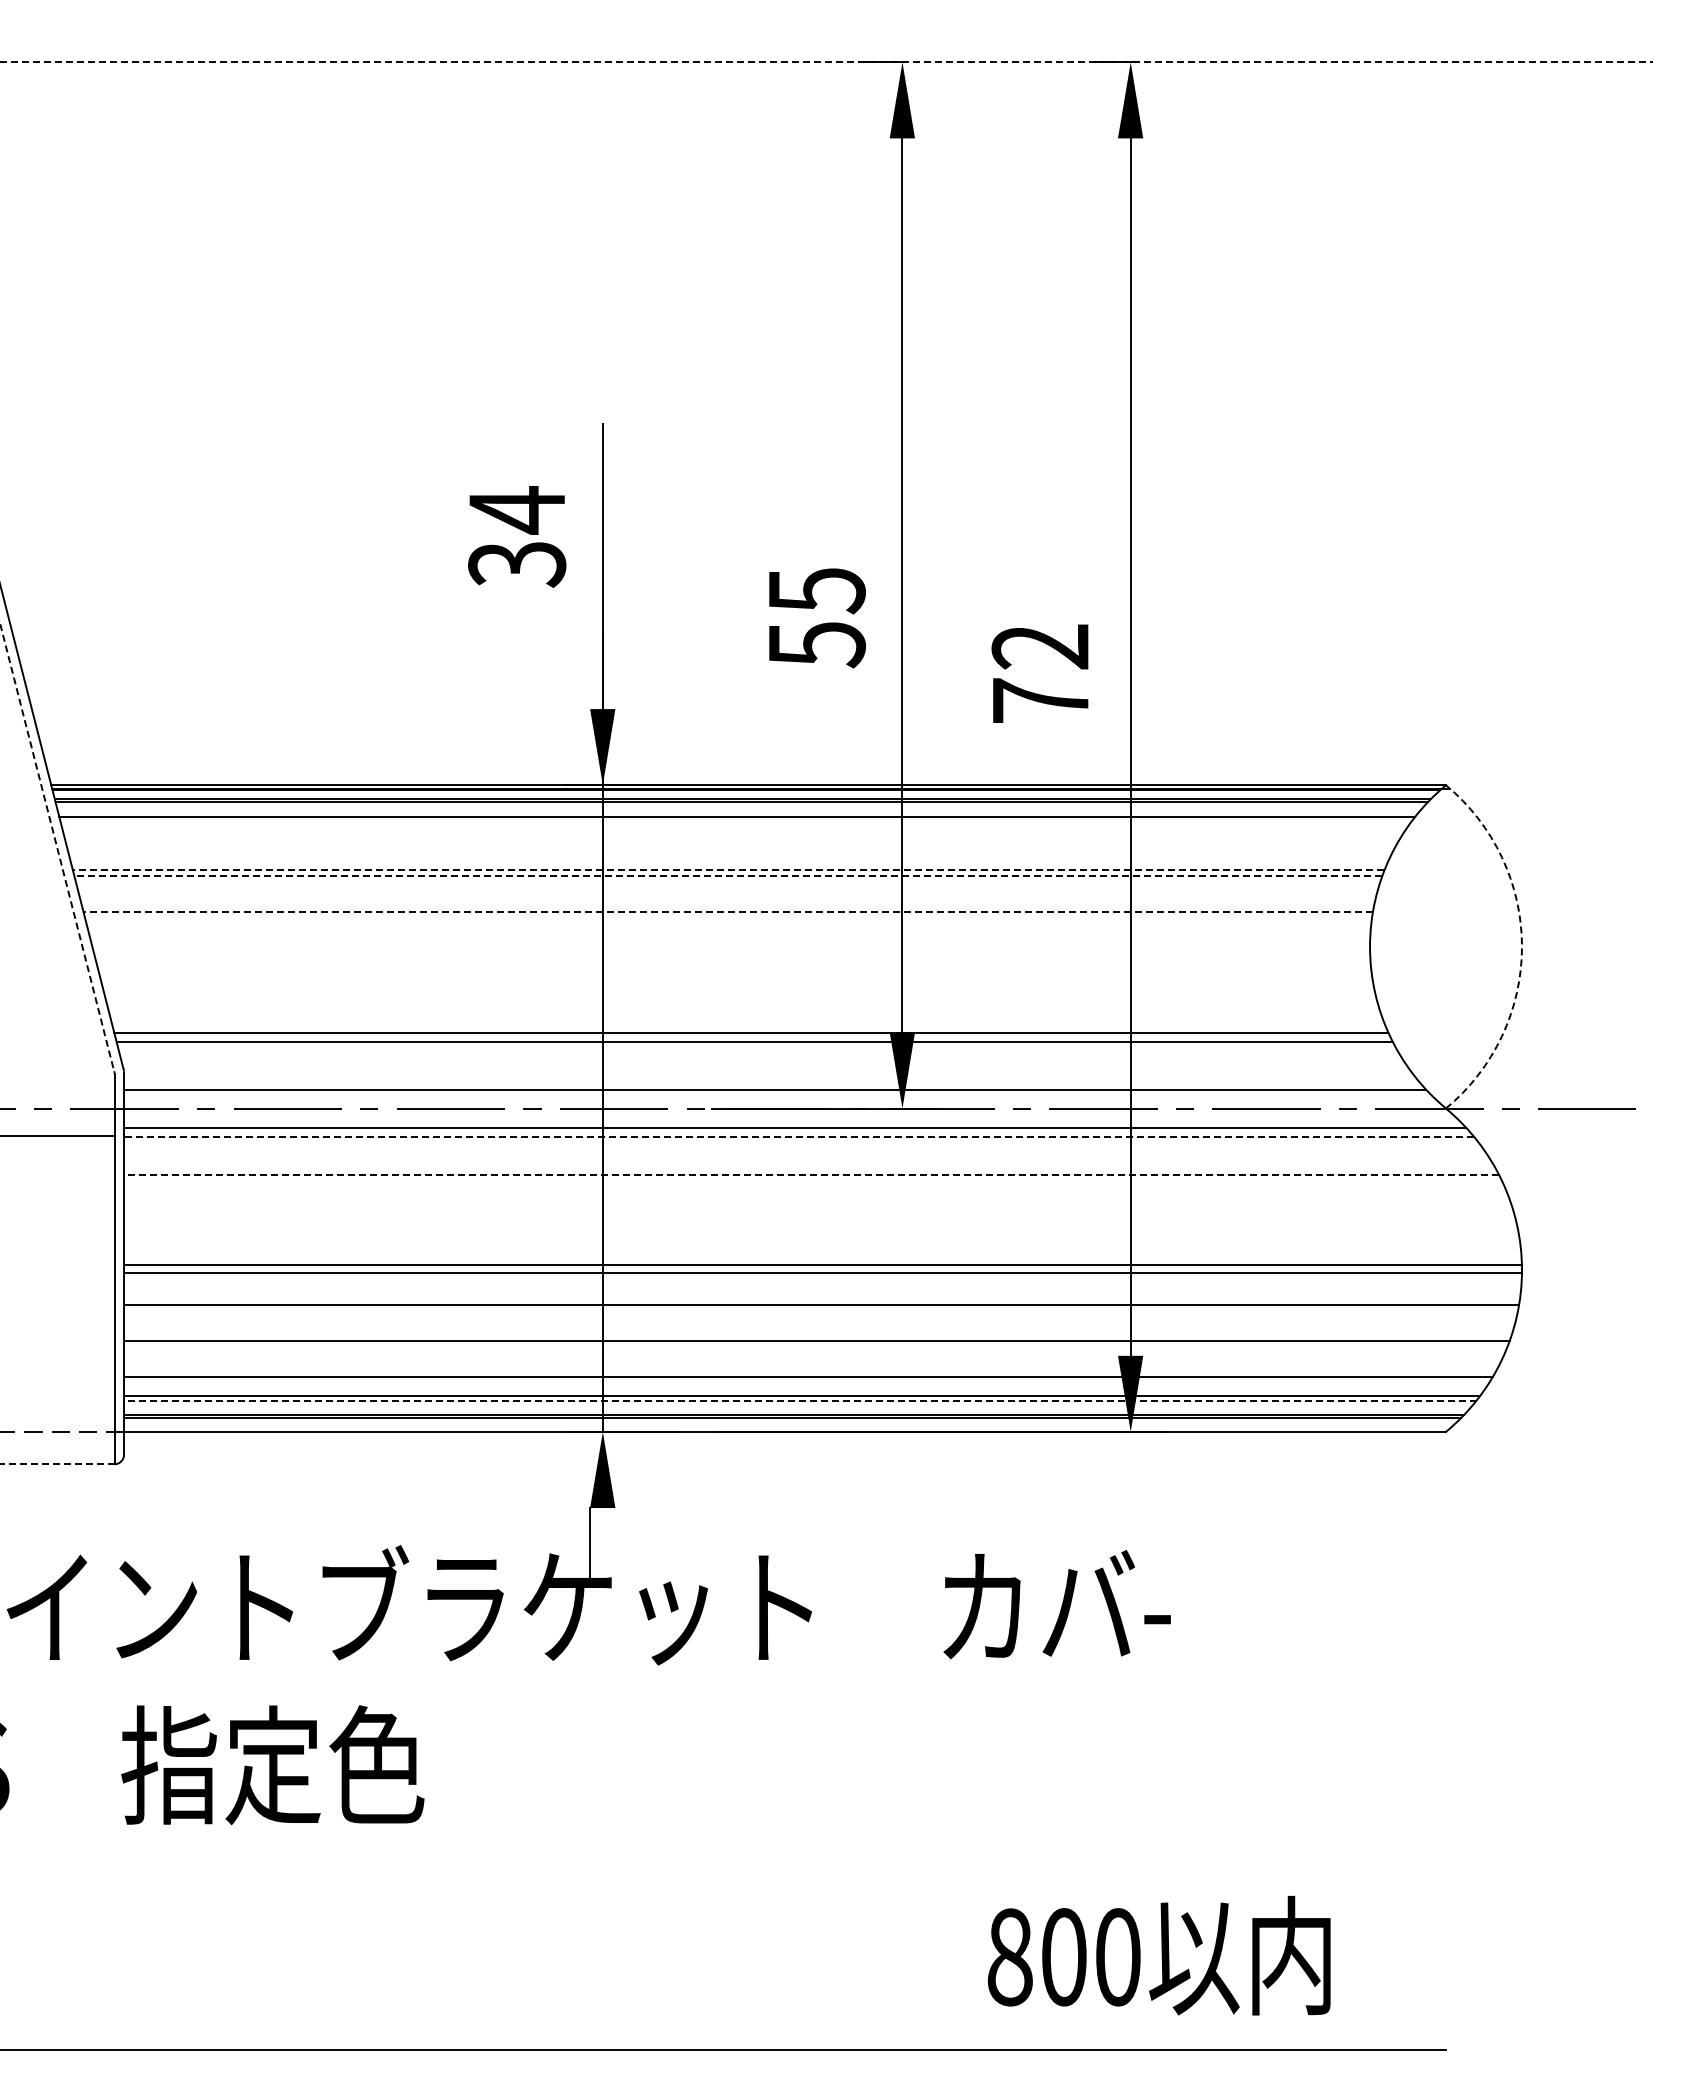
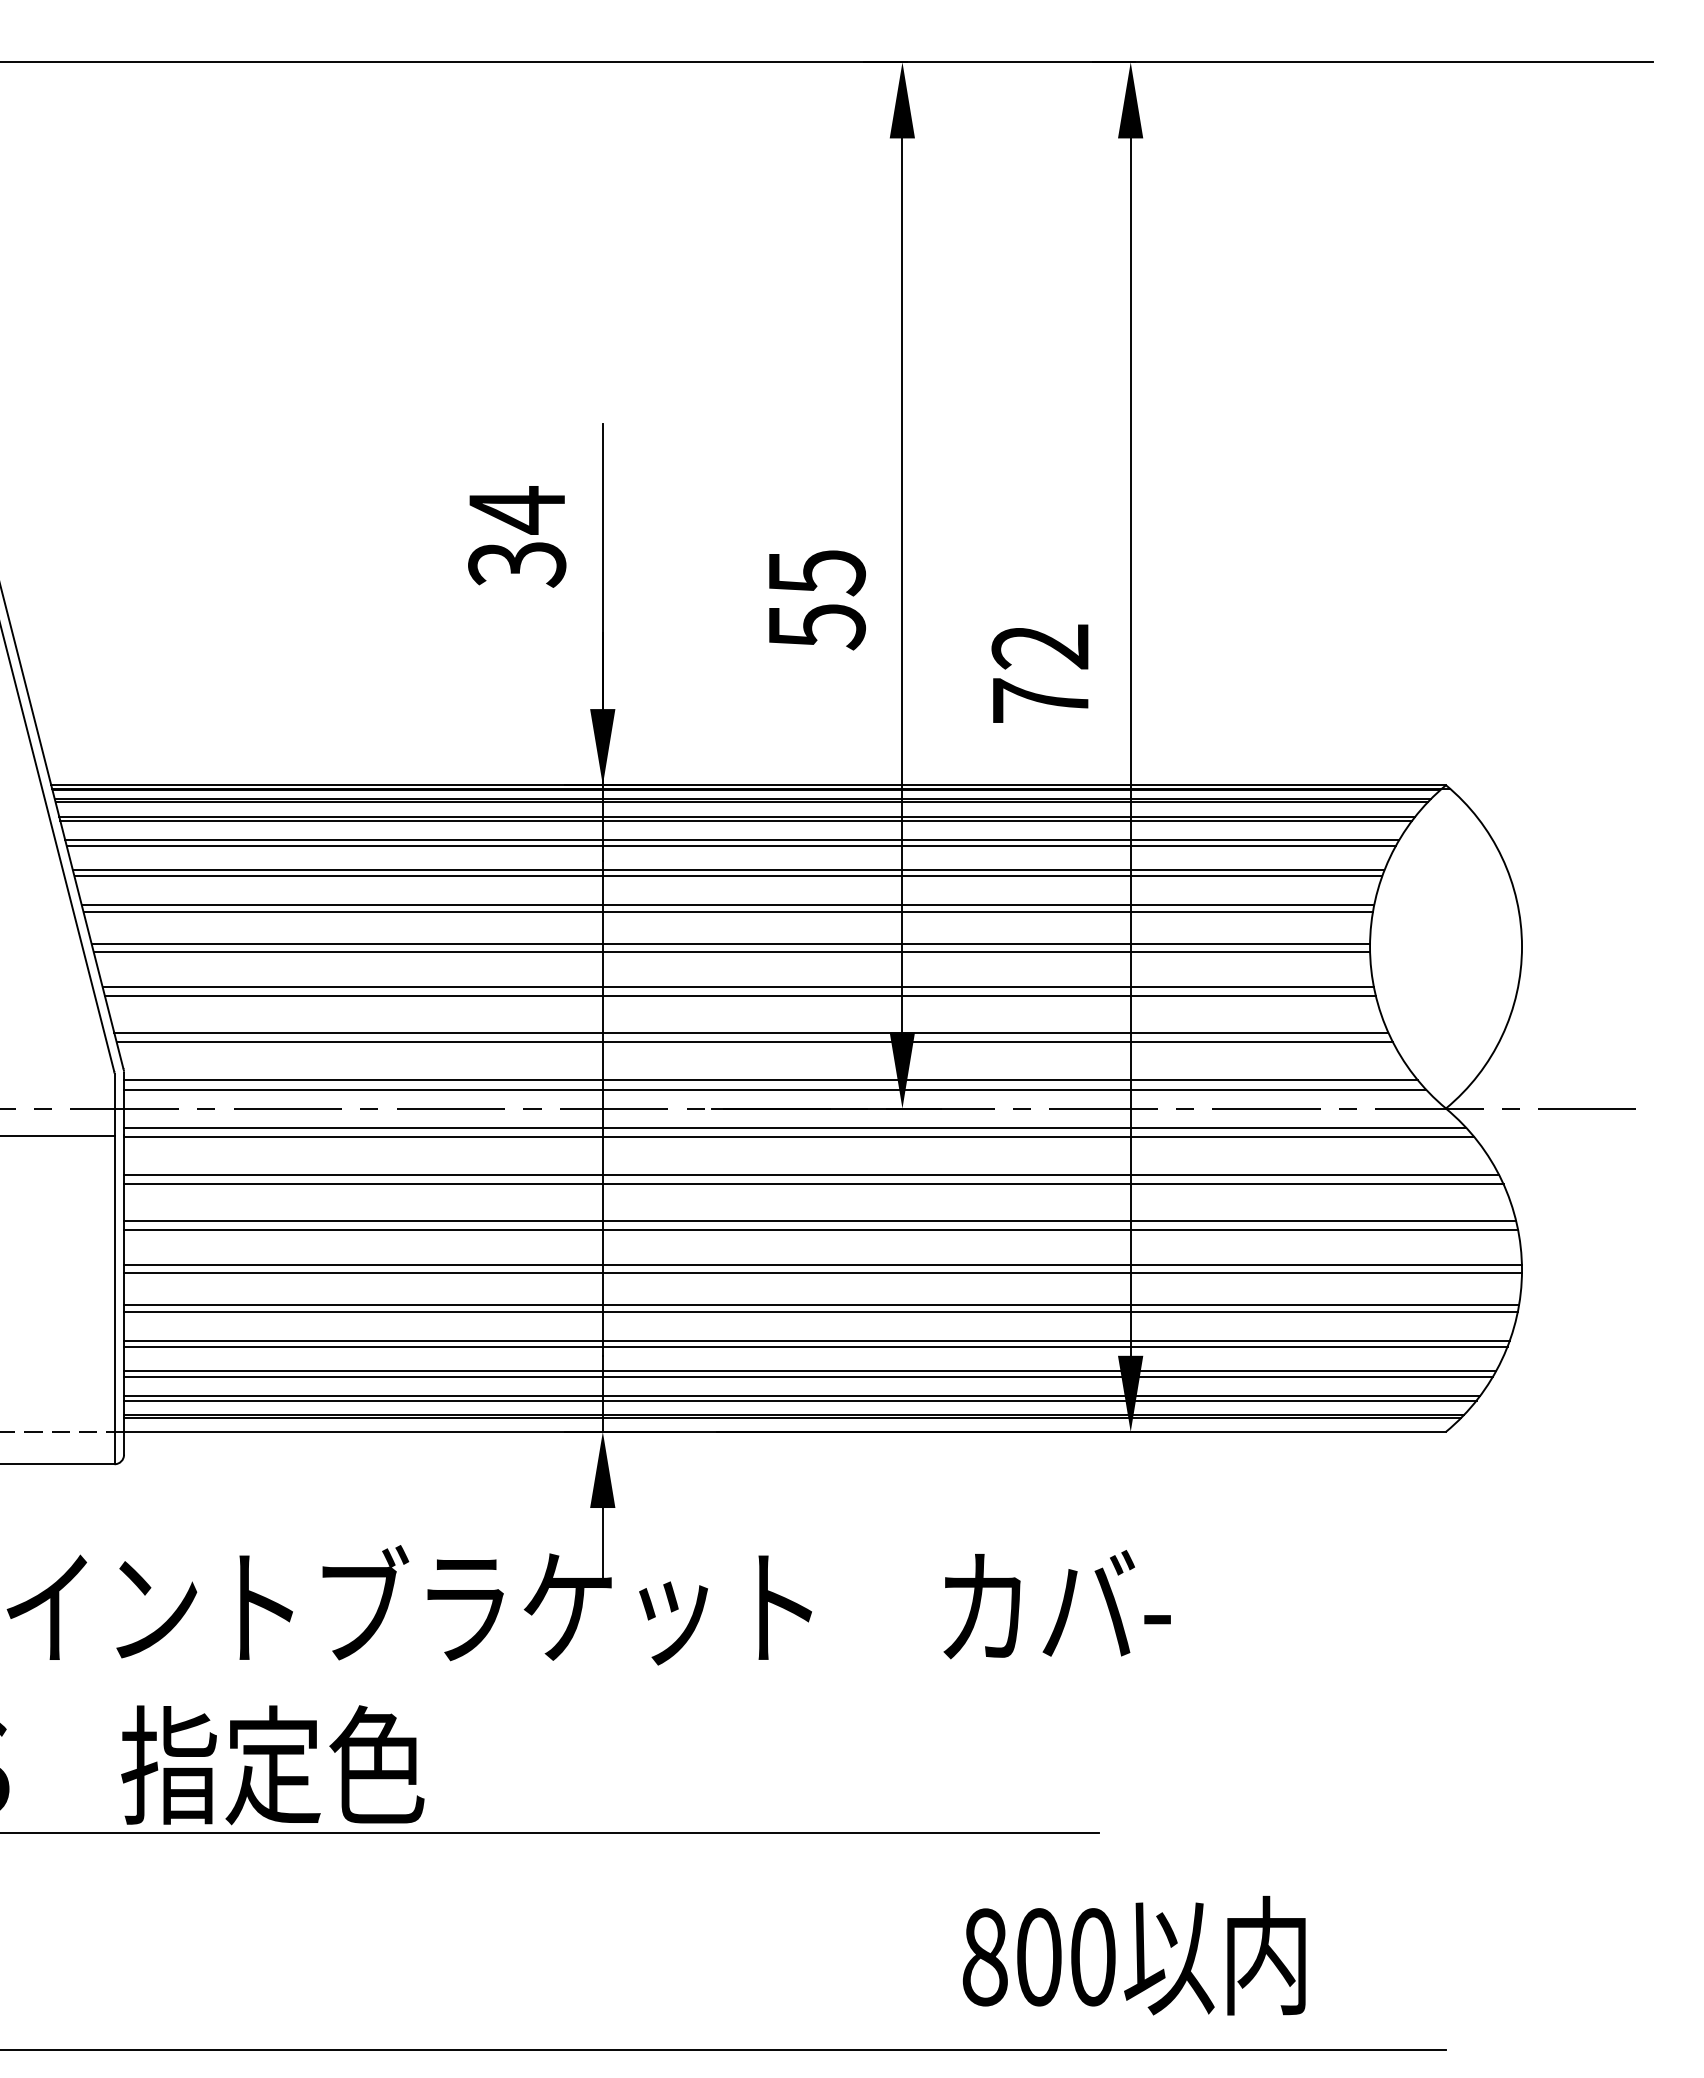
line: dashed -> solid (826, 62)
text position: (817, 618) -> (817, 600) (817, 600)
line: none -> present (736, 820)
line: none -> present (731, 840)
line: none -> present (730, 845)
line: dashed -> solid (57, 847)
line: dashed -> solid (728, 869)
line: dashed -> solid (728, 876)
line: none -> present (727, 904)
line: dashed -> solid (728, 912)
line: none -> present (730, 944)
arc: dashed -> solid (1522, 946)
line: none -> present (731, 952)
line: none -> present (737, 987)
line: none -> present (740, 995)
line: none -> present (770, 1080)
line: dashed -> solid (798, 1137)
line: dashed -> solid (811, 1175)
line: none -> present (813, 1184)
line: none -> present (820, 1221)
line: none -> present (821, 1230)
line: none -> present (820, 1312)
line: none -> present (815, 1347)
line: none -> present (810, 1371)
line: dashed -> solid (799, 1400)
line: dashed -> solid (57, 1464)
line position: (589, 1546) -> (602, 1546) (602, 1546)
line: none -> present (550, 1833)
text position: (1158, 1955) -> (1133, 1955) (1133, 1955)
